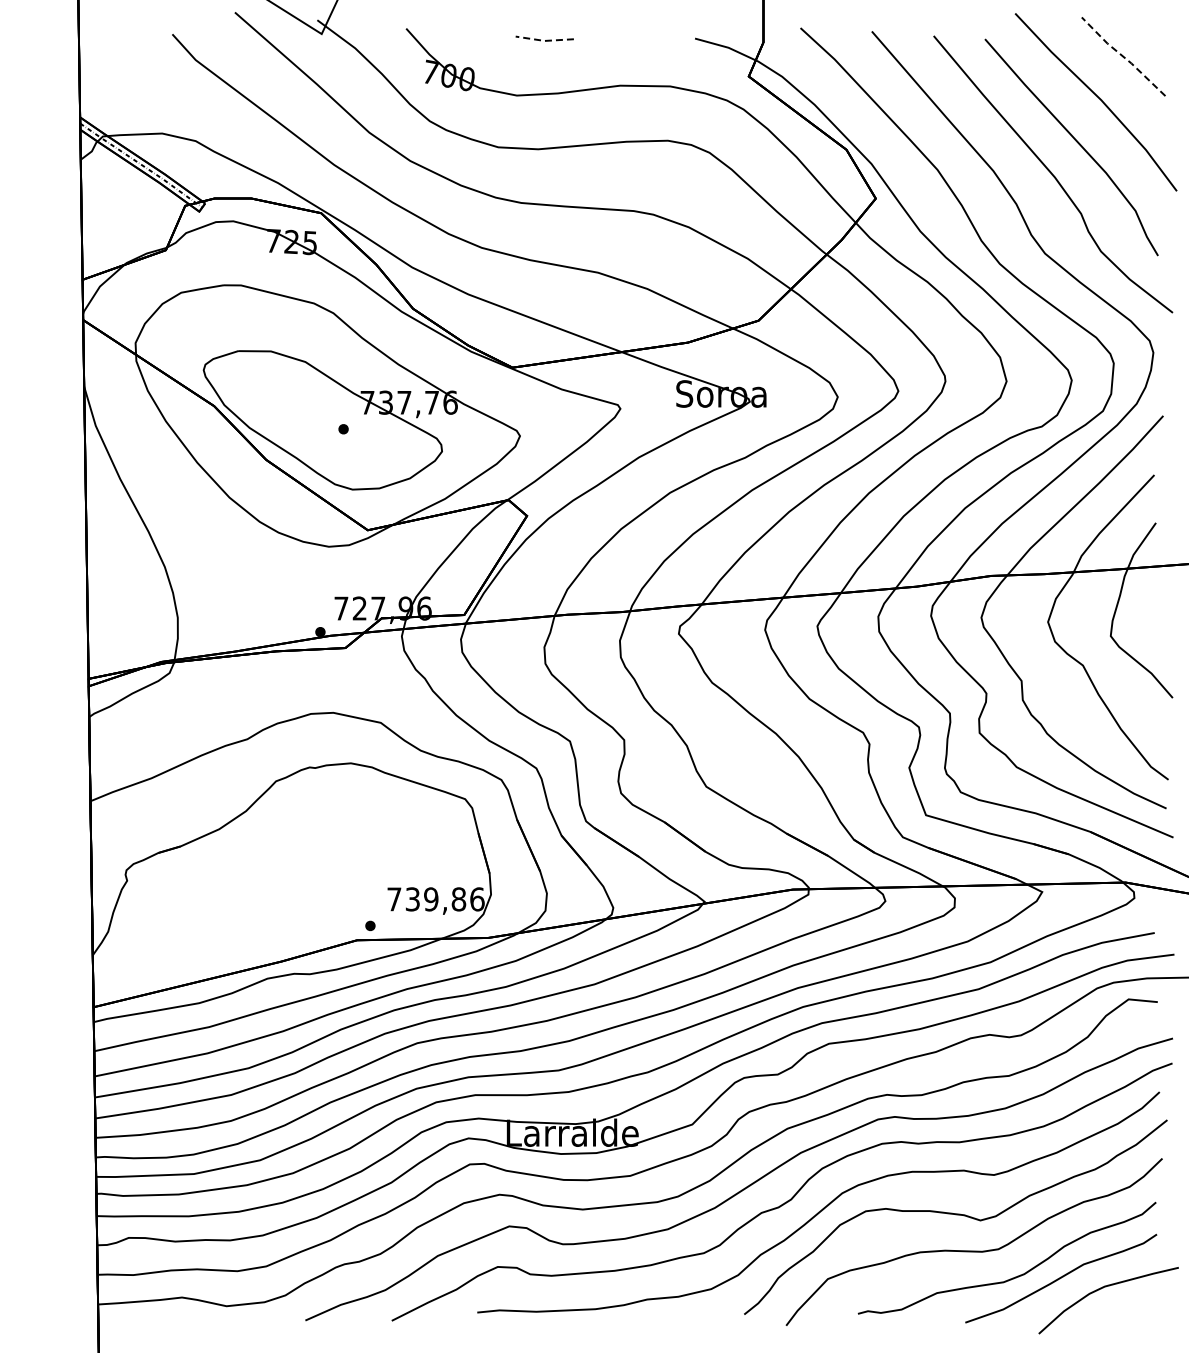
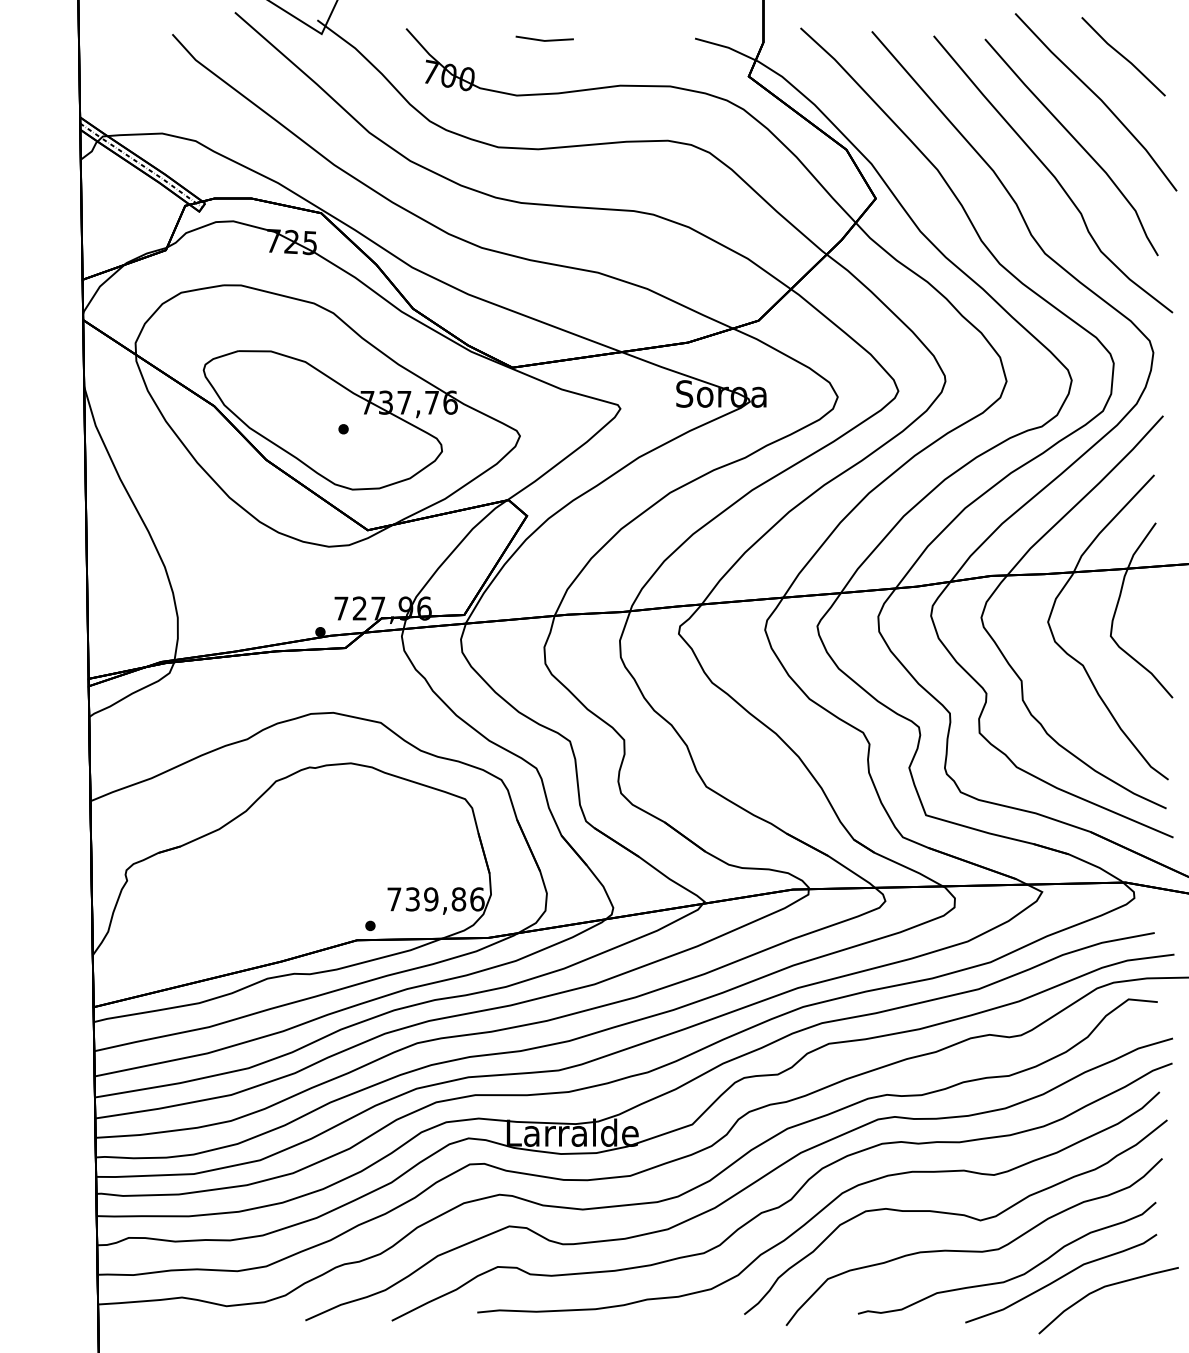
line: dashed -> solid (544, 40)
line: dashed -> solid (1123, 57)
